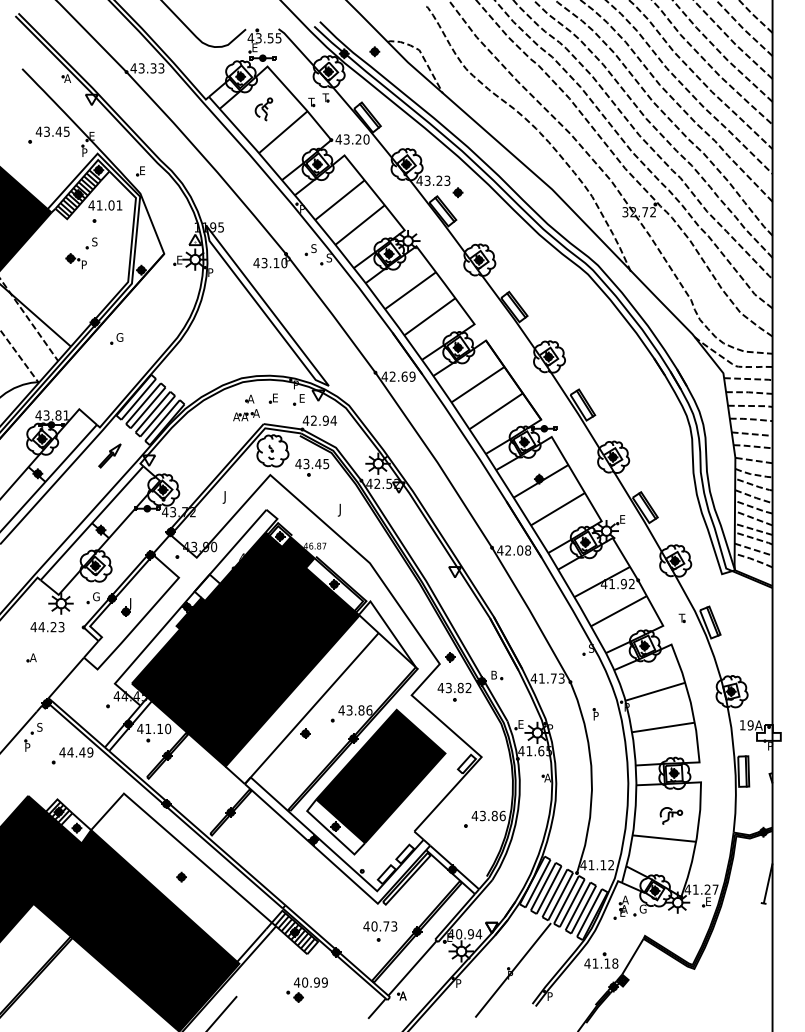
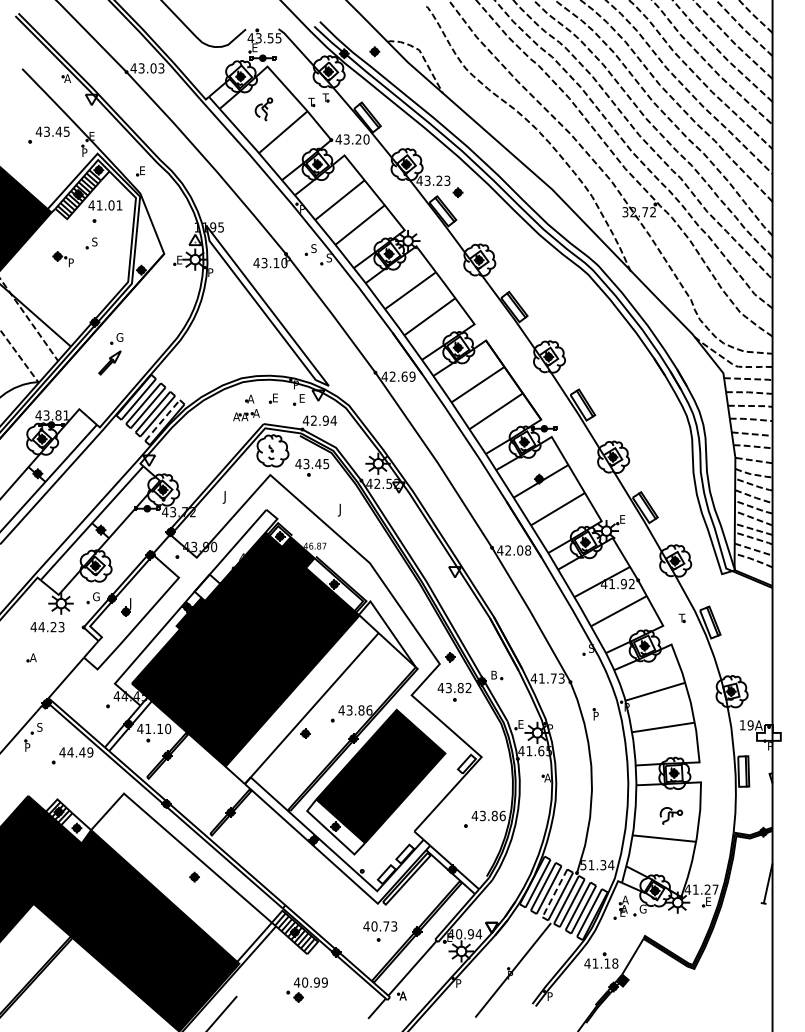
text: 43.33 -> 43.03 (153, 68)
part position: (75, 261) -> (62, 259) (62, 259)
line: solid -> dashed (162, 420)
part position: (109, 455) -> (109, 362) (109, 362)
text: 41.12 -> 51.34 (597, 865)
part position: (181, 876) -> (194, 876) (194, 876)
line: solid -> dashed (554, 893)
